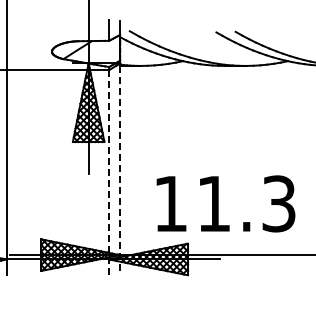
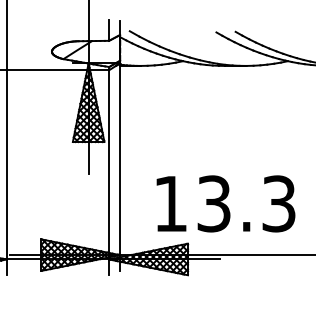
line: dashed -> solid (120, 168)
line: dashed -> solid (109, 172)
text: 11.3 -> 13.3 (213, 203)
